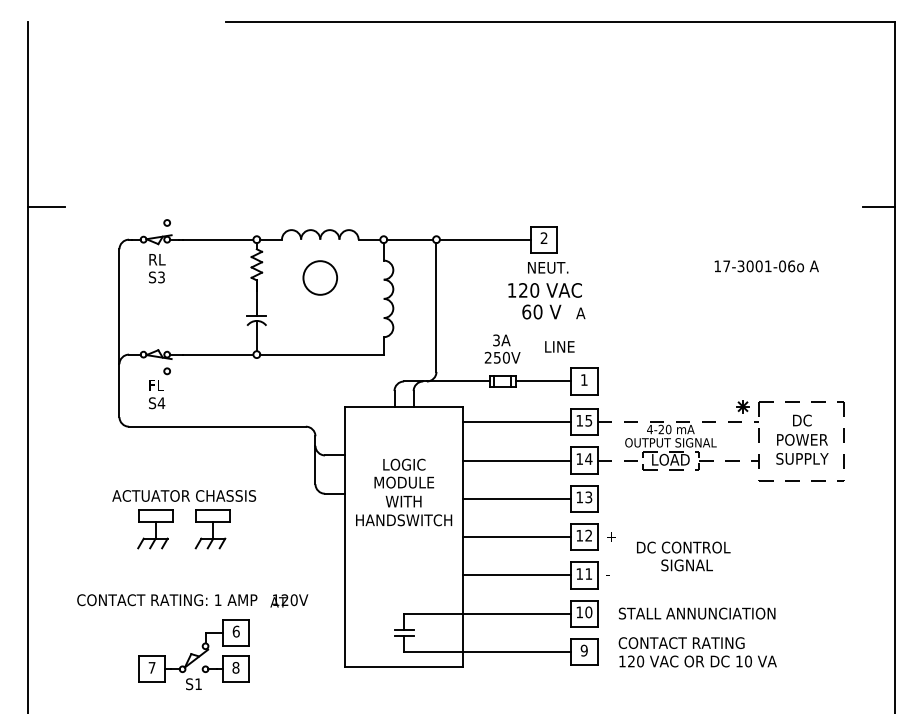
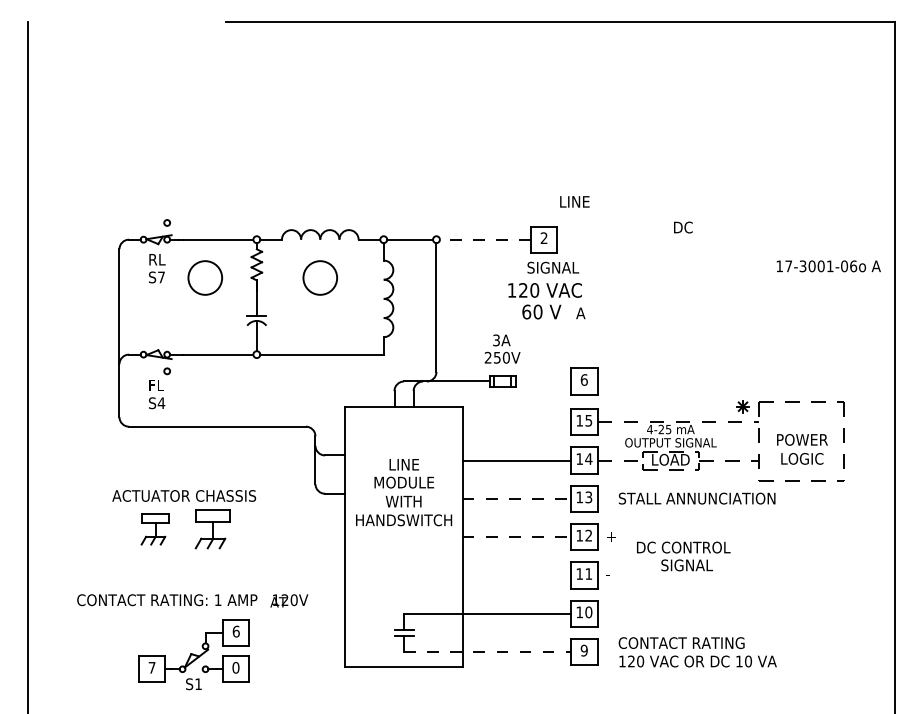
line: present -> none (45, 207)
line: present -> none (878, 207)
line: solid -> dashed (485, 239)
text position: (766, 266) -> (828, 266) (828, 266)
text: NEUT. -> SIGNAL (553, 267)
text: S3 -> S7 (161, 277)
circle: none -> present (204, 277)
text position: (559, 346) -> (574, 201) (574, 201)
text: 1 -> 6 (583, 379)
line: present -> none (543, 381)
text position: (802, 420) -> (683, 227) (683, 227)
line: present -> none (516, 422)
text: 4-20 -> 4-25 (668, 429)
text: SUPPLY -> LOGIC (802, 458)
text: LOGIC -> LINE (404, 464)
line: solid -> dashed (517, 498)
part size: 37x41 px -> 30x33 px (154, 529)
line: solid -> dashed (517, 537)
line: present -> none (516, 575)
text position: (697, 613) -> (697, 498) (697, 498)
line: solid -> dashed (487, 652)
text: 8 -> 0 (235, 667)
